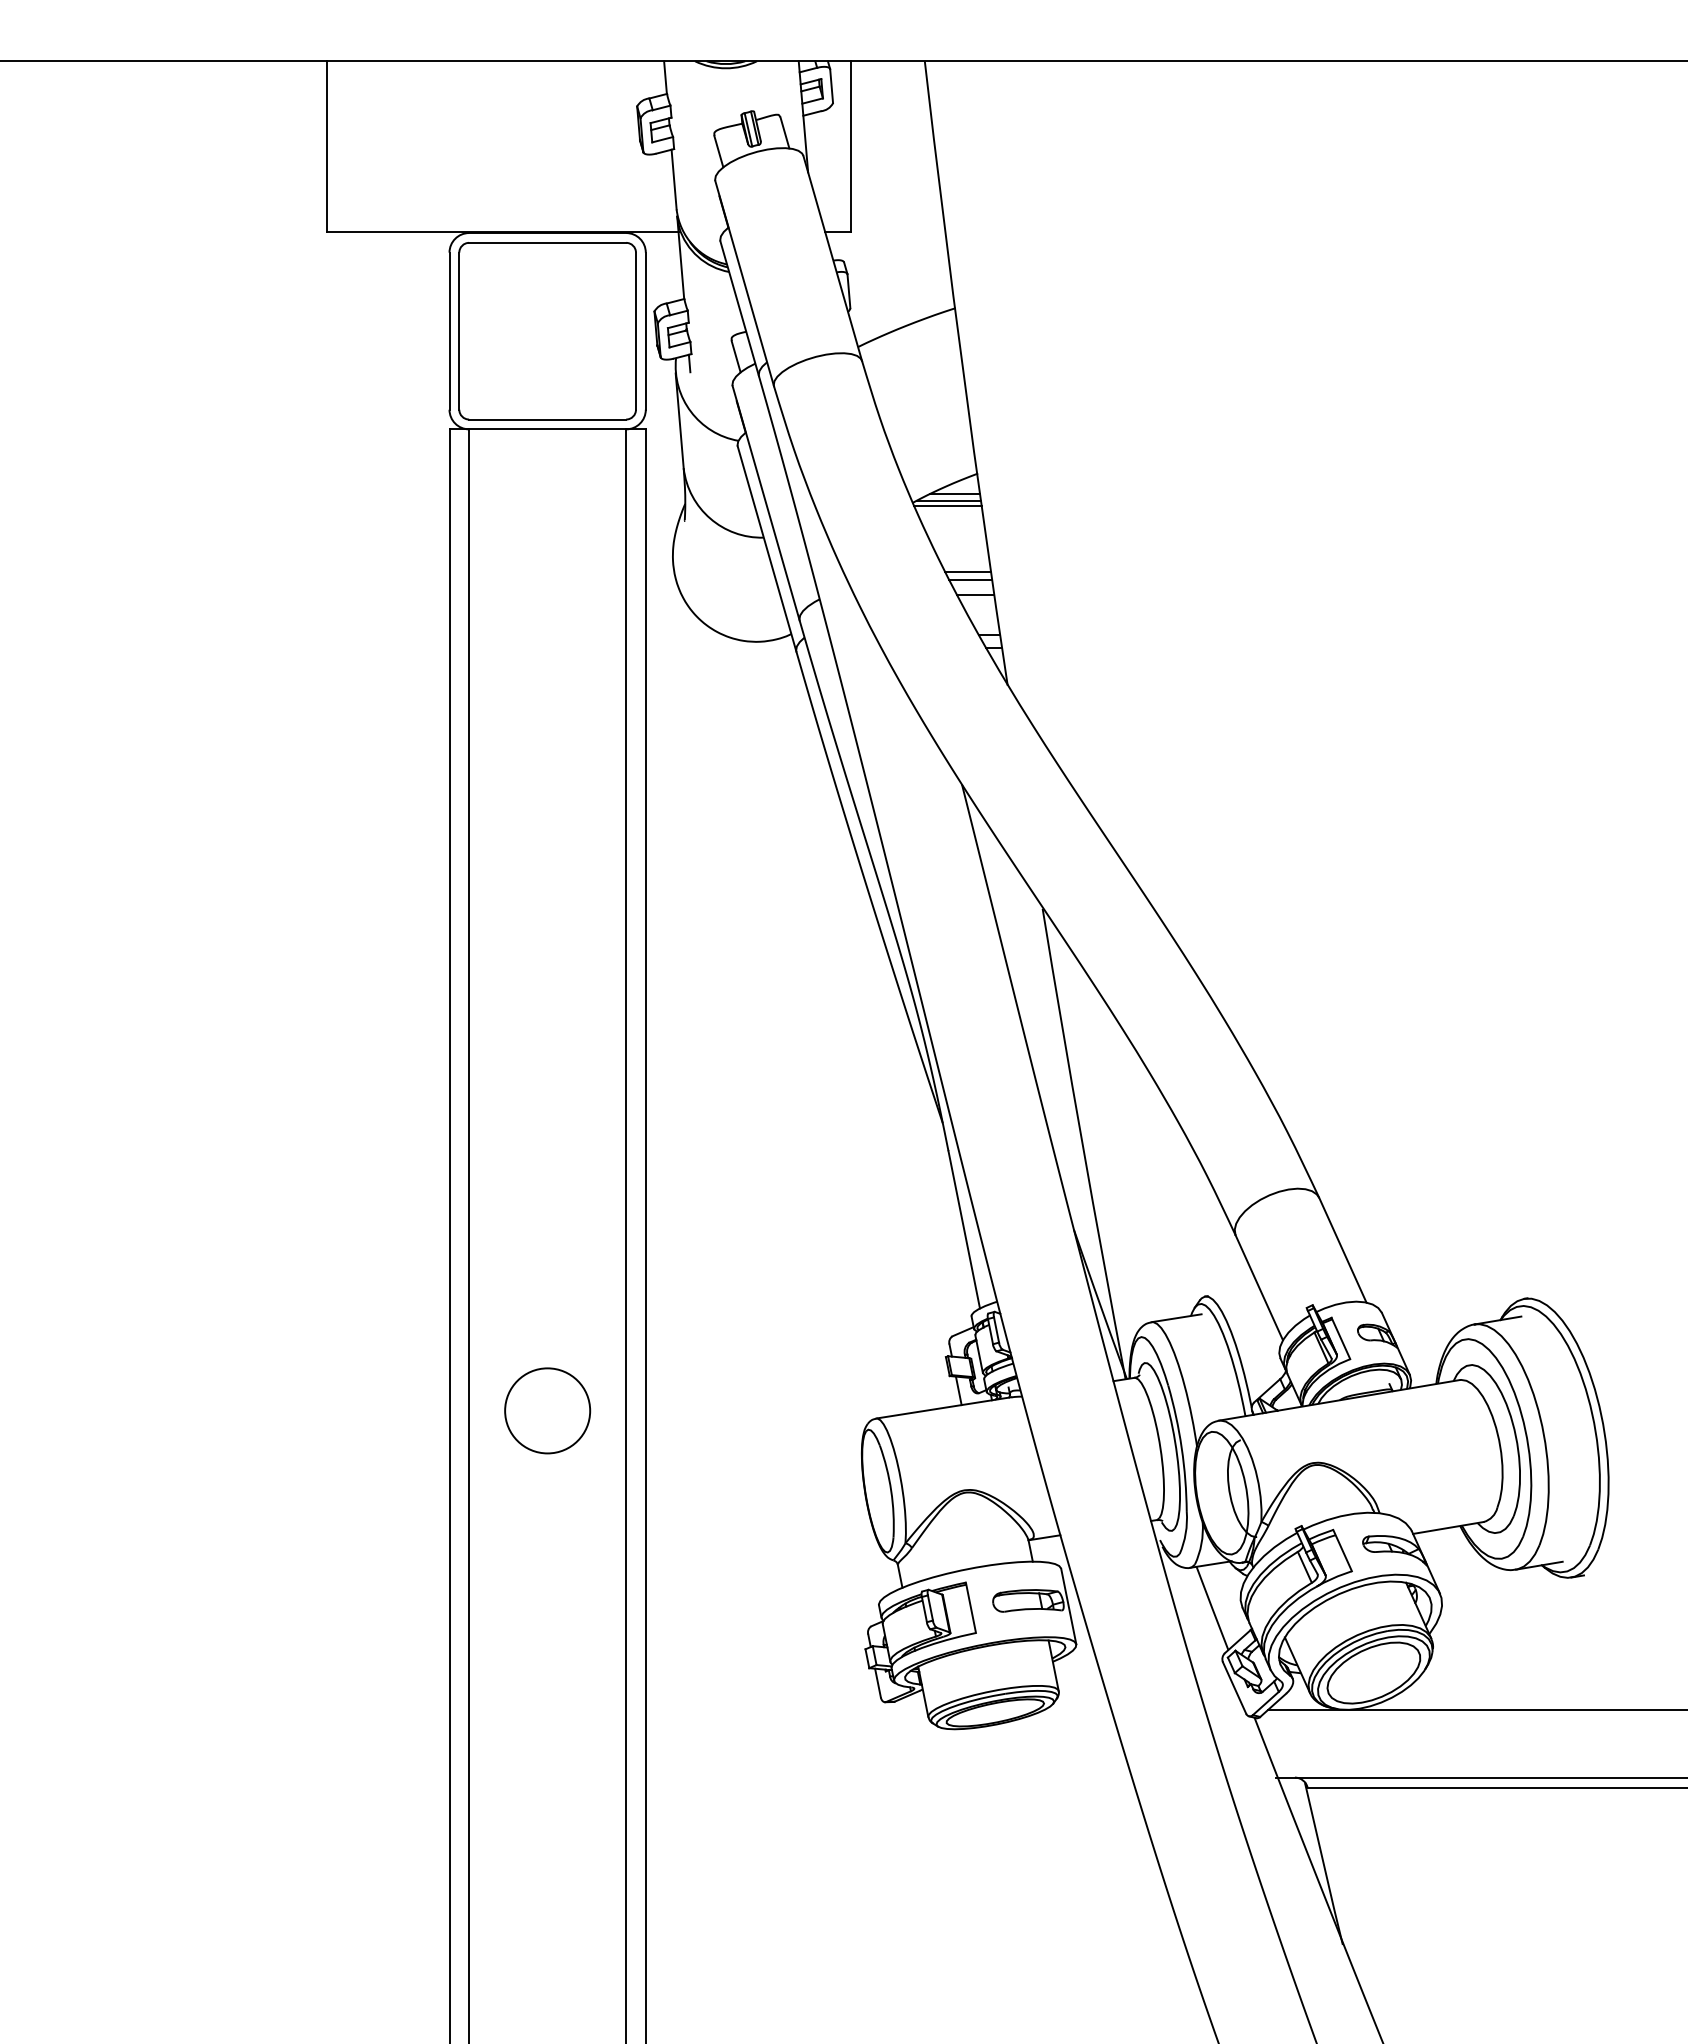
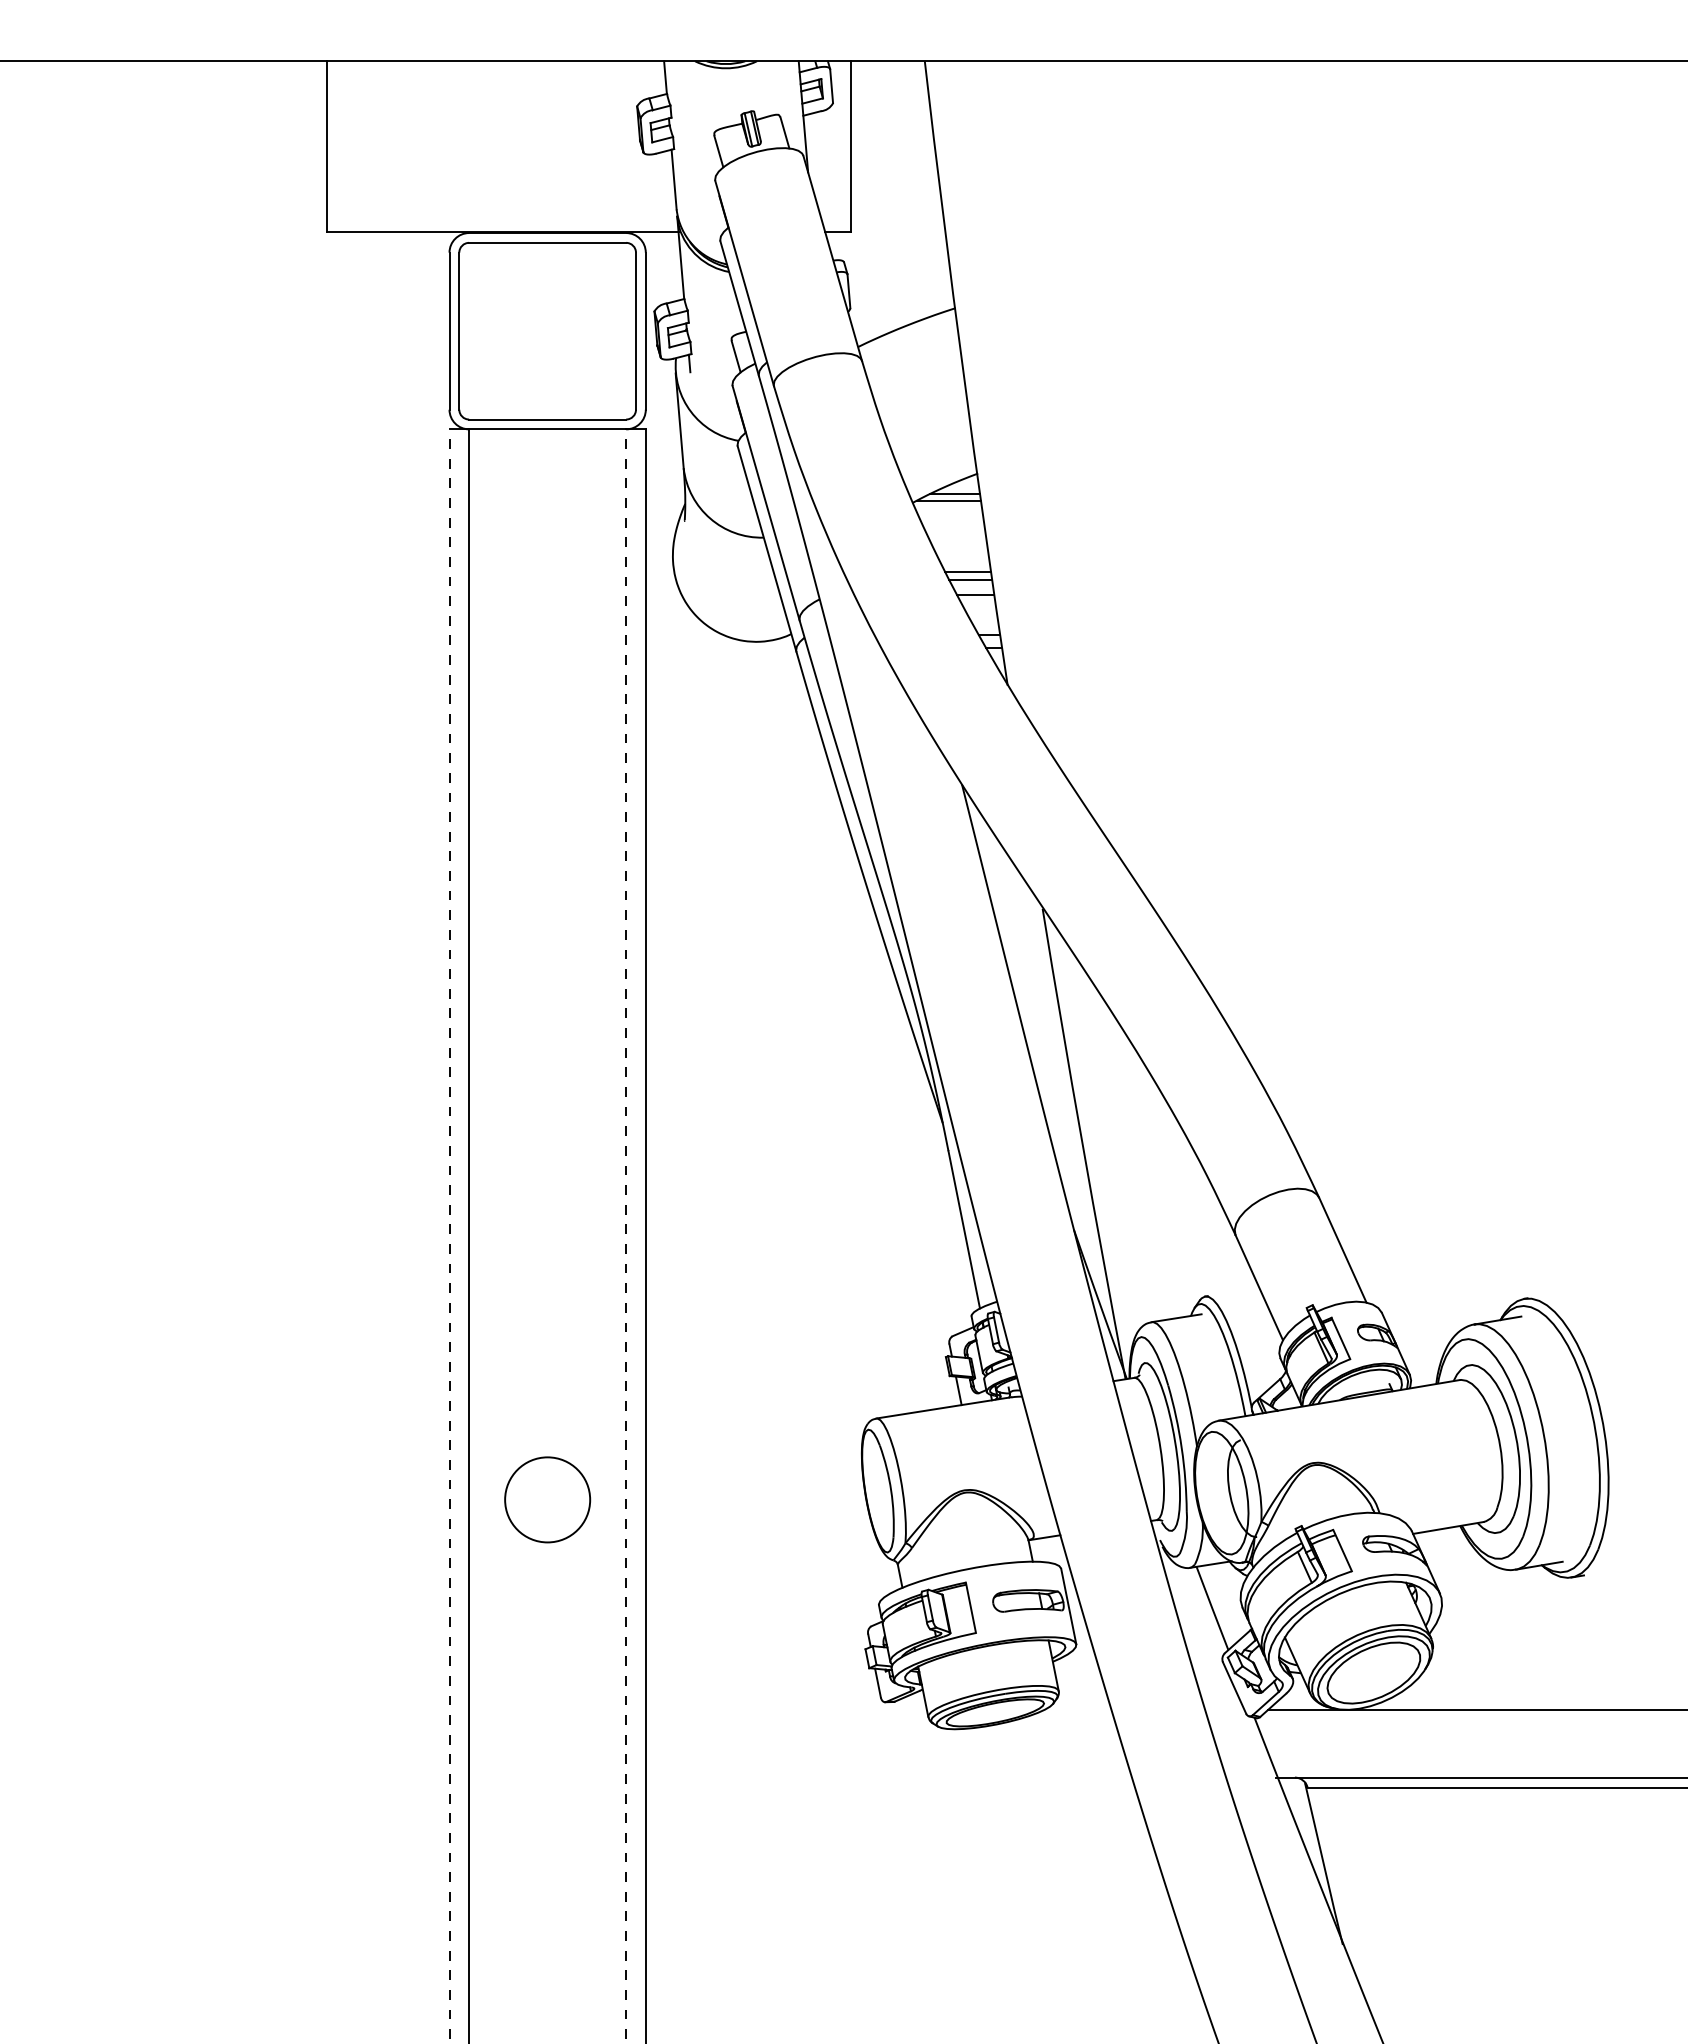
line: present -> none (947, 505)
line: solid -> dashed (449, 1236)
line: solid -> dashed (626, 1236)
circle position: (547, 1410) -> (547, 1499) (547, 1499)
